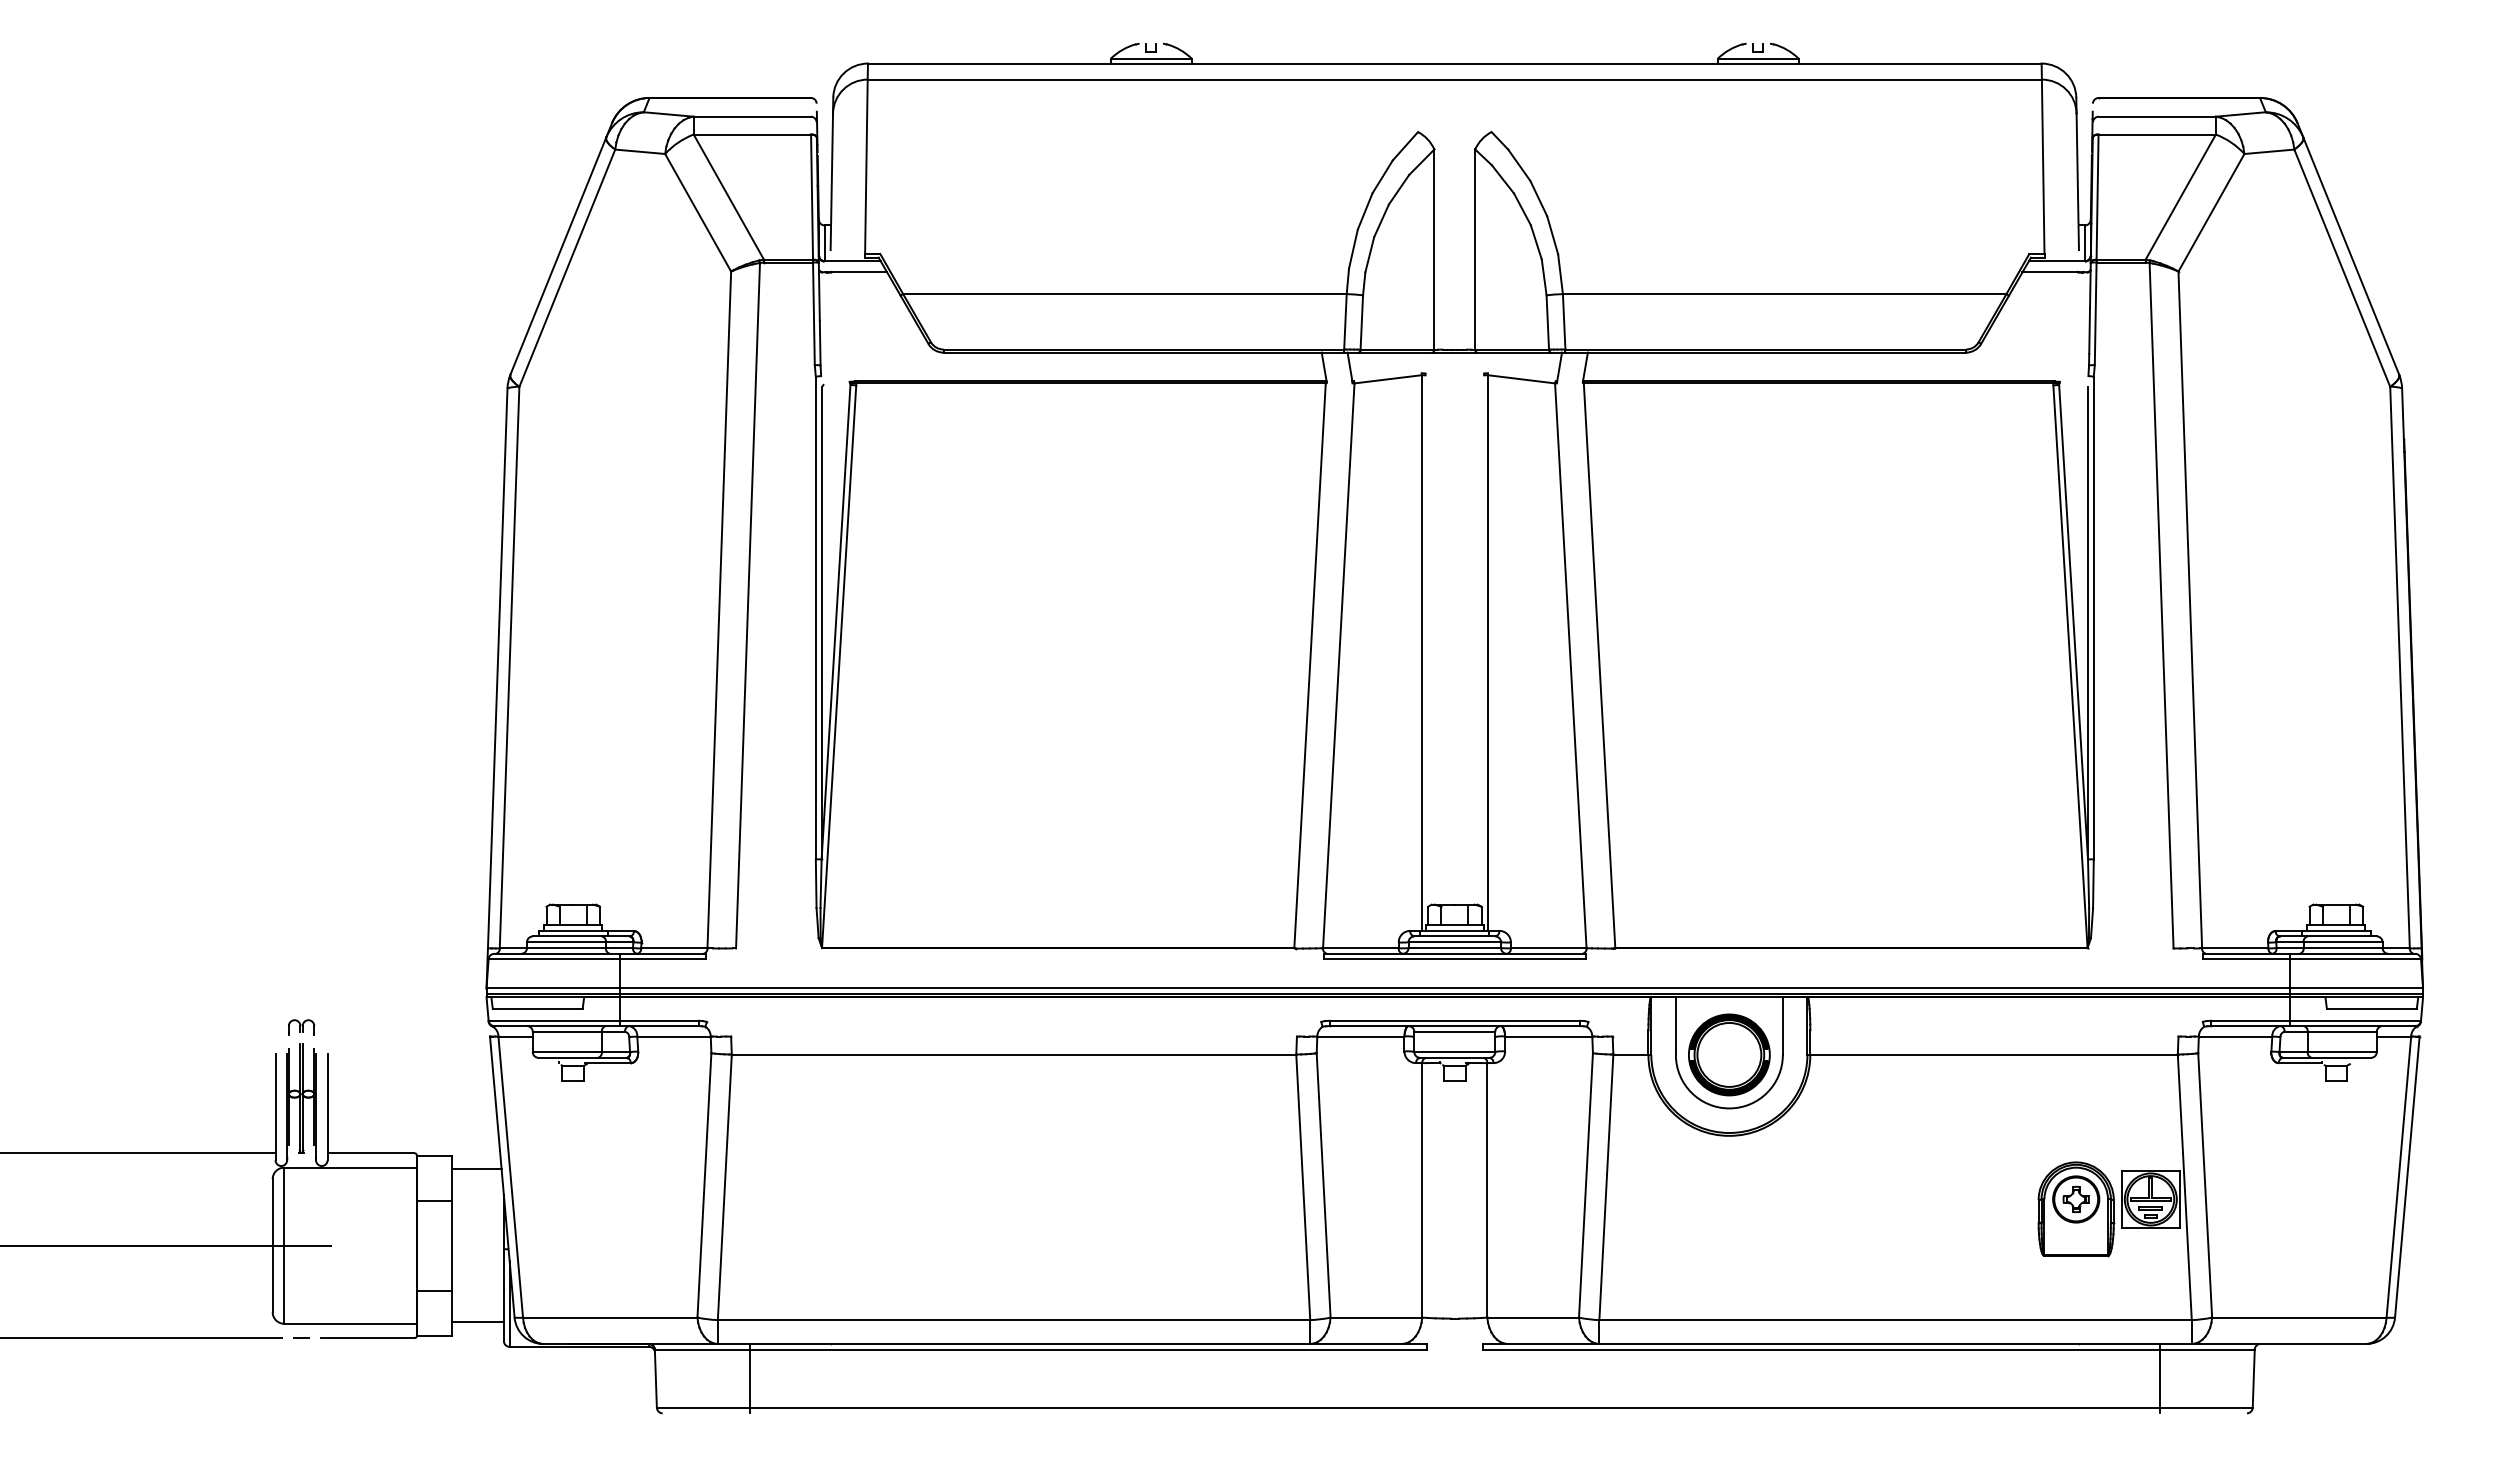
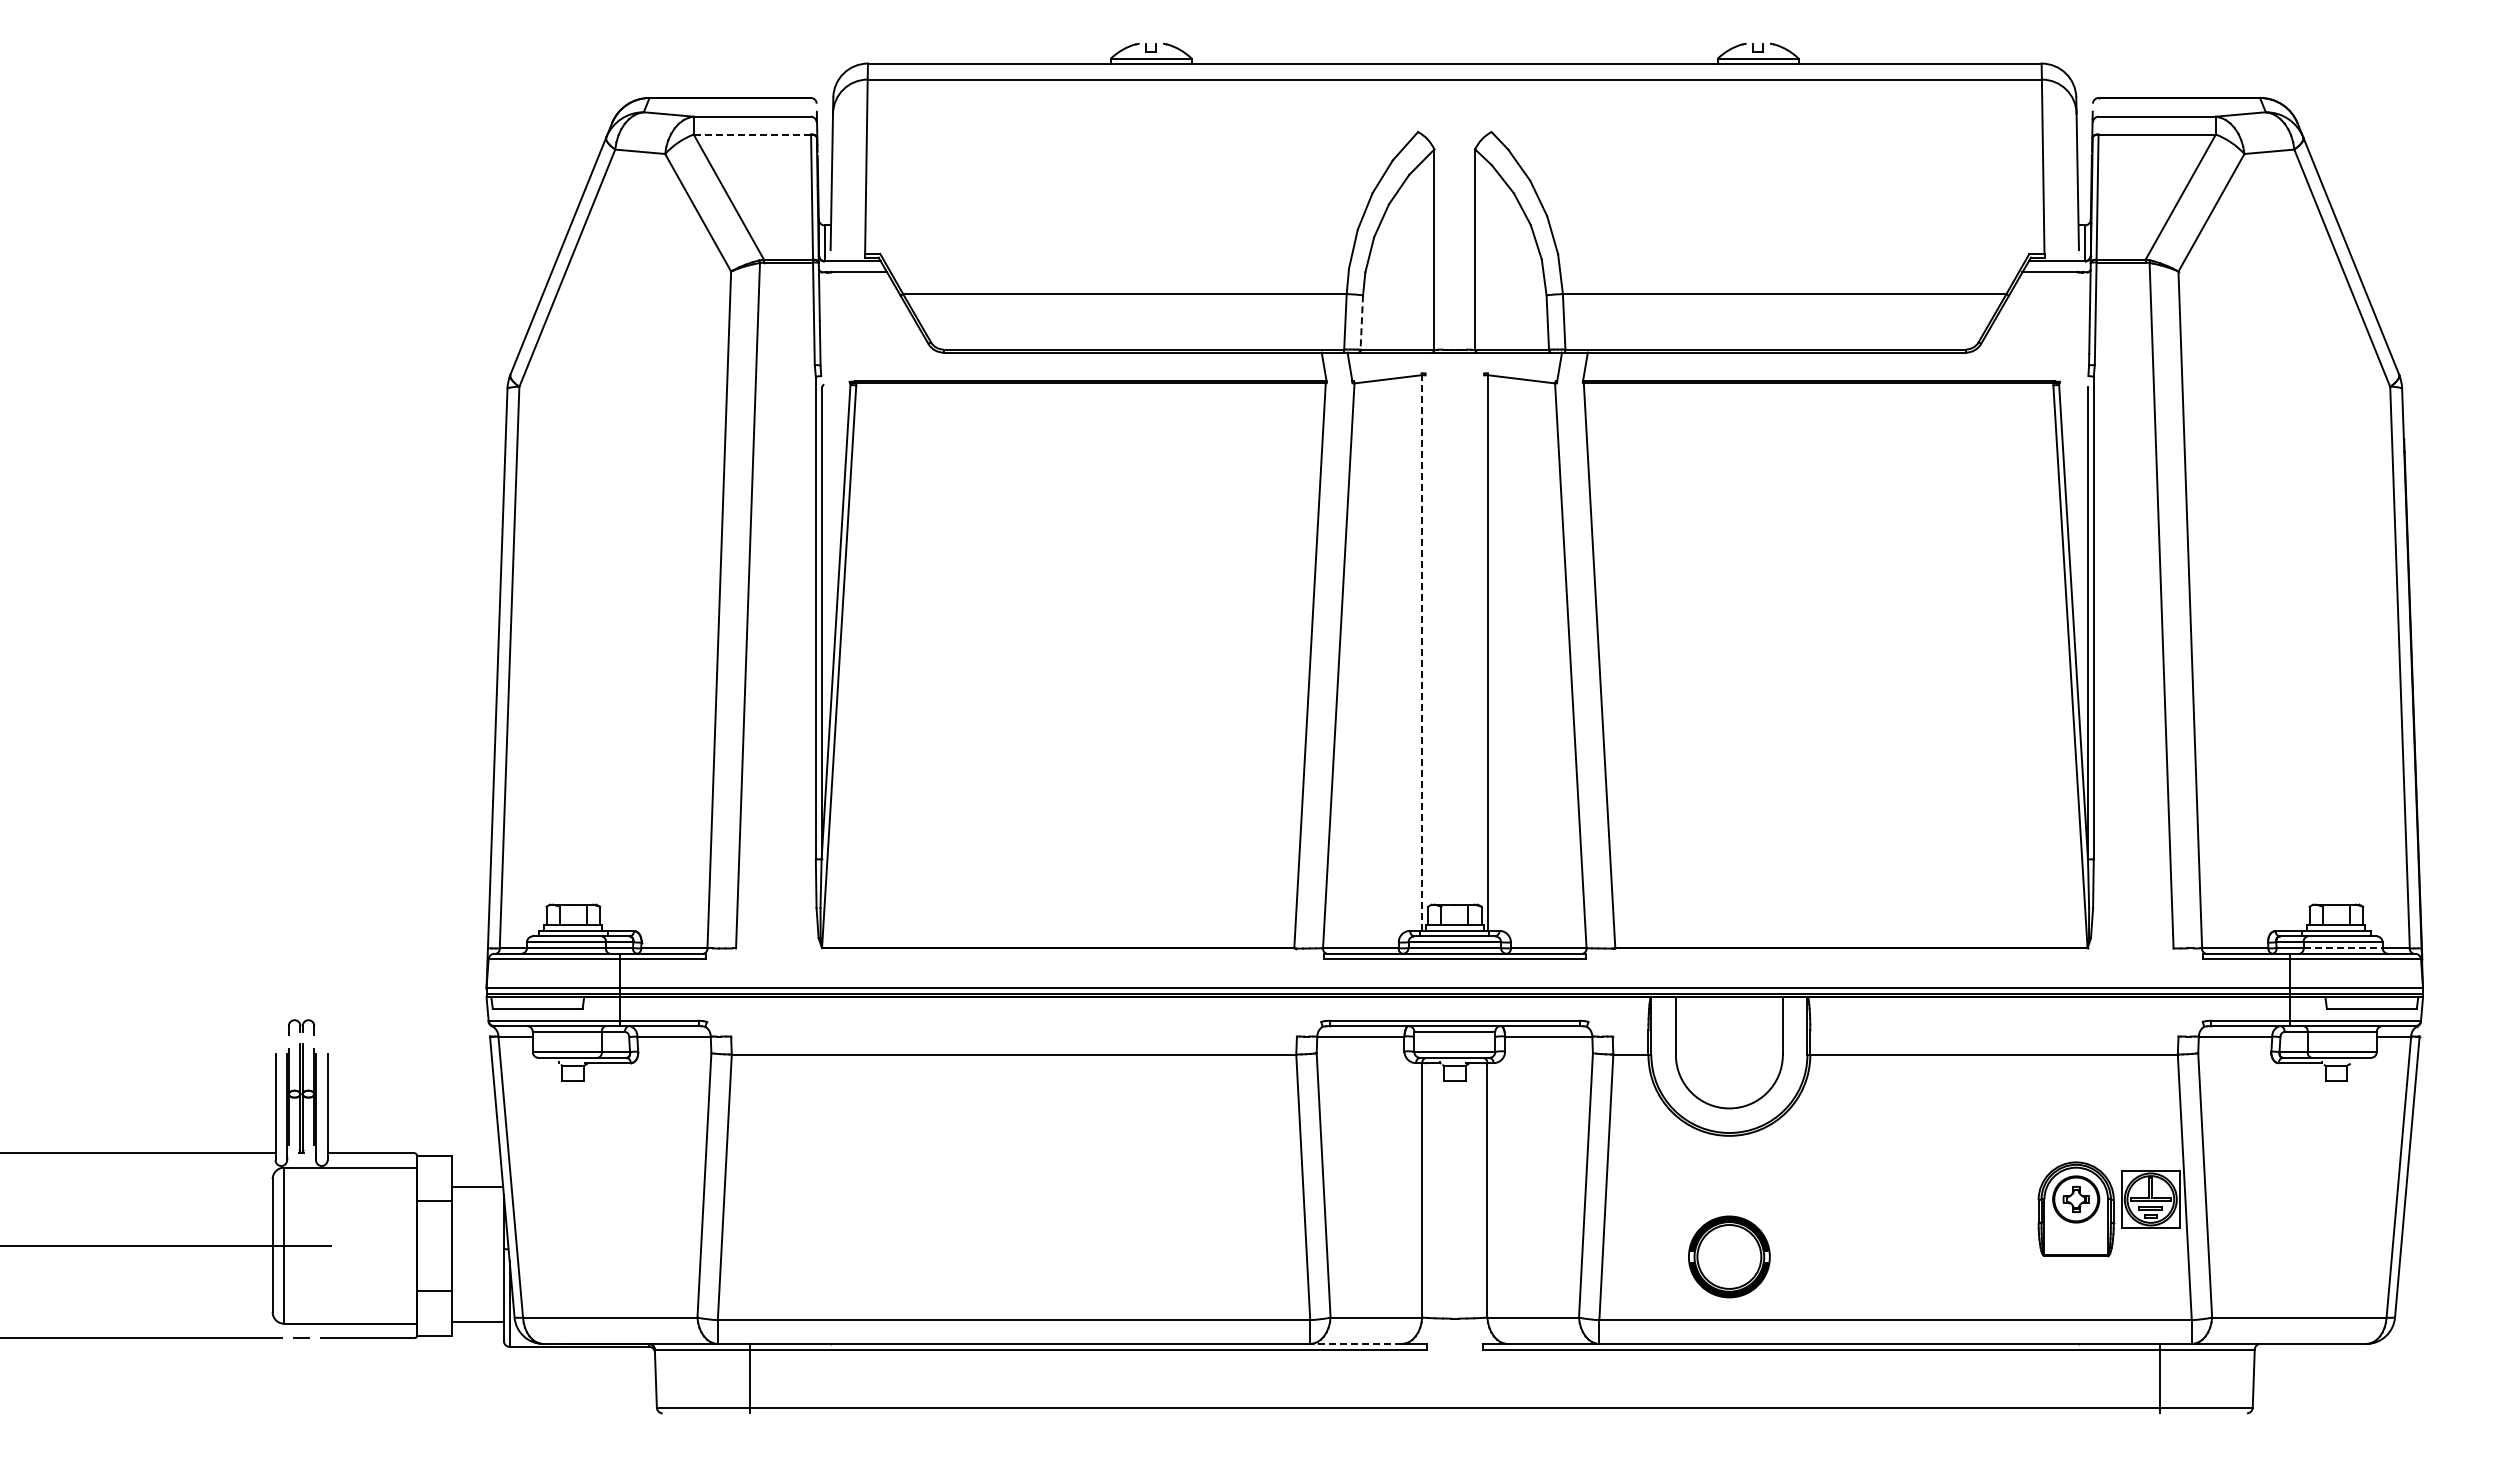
line: solid -> dashed (752, 134)
line: solid -> dashed (1361, 322)
line: solid -> dashed (1422, 652)
line: solid -> dashed (2343, 948)
part position: (1729, 1054) -> (1729, 1256) (1729, 1256)
line position: (476, 1169) -> (476, 1187) (476, 1187)
line: solid -> dashed (1356, 1343)
